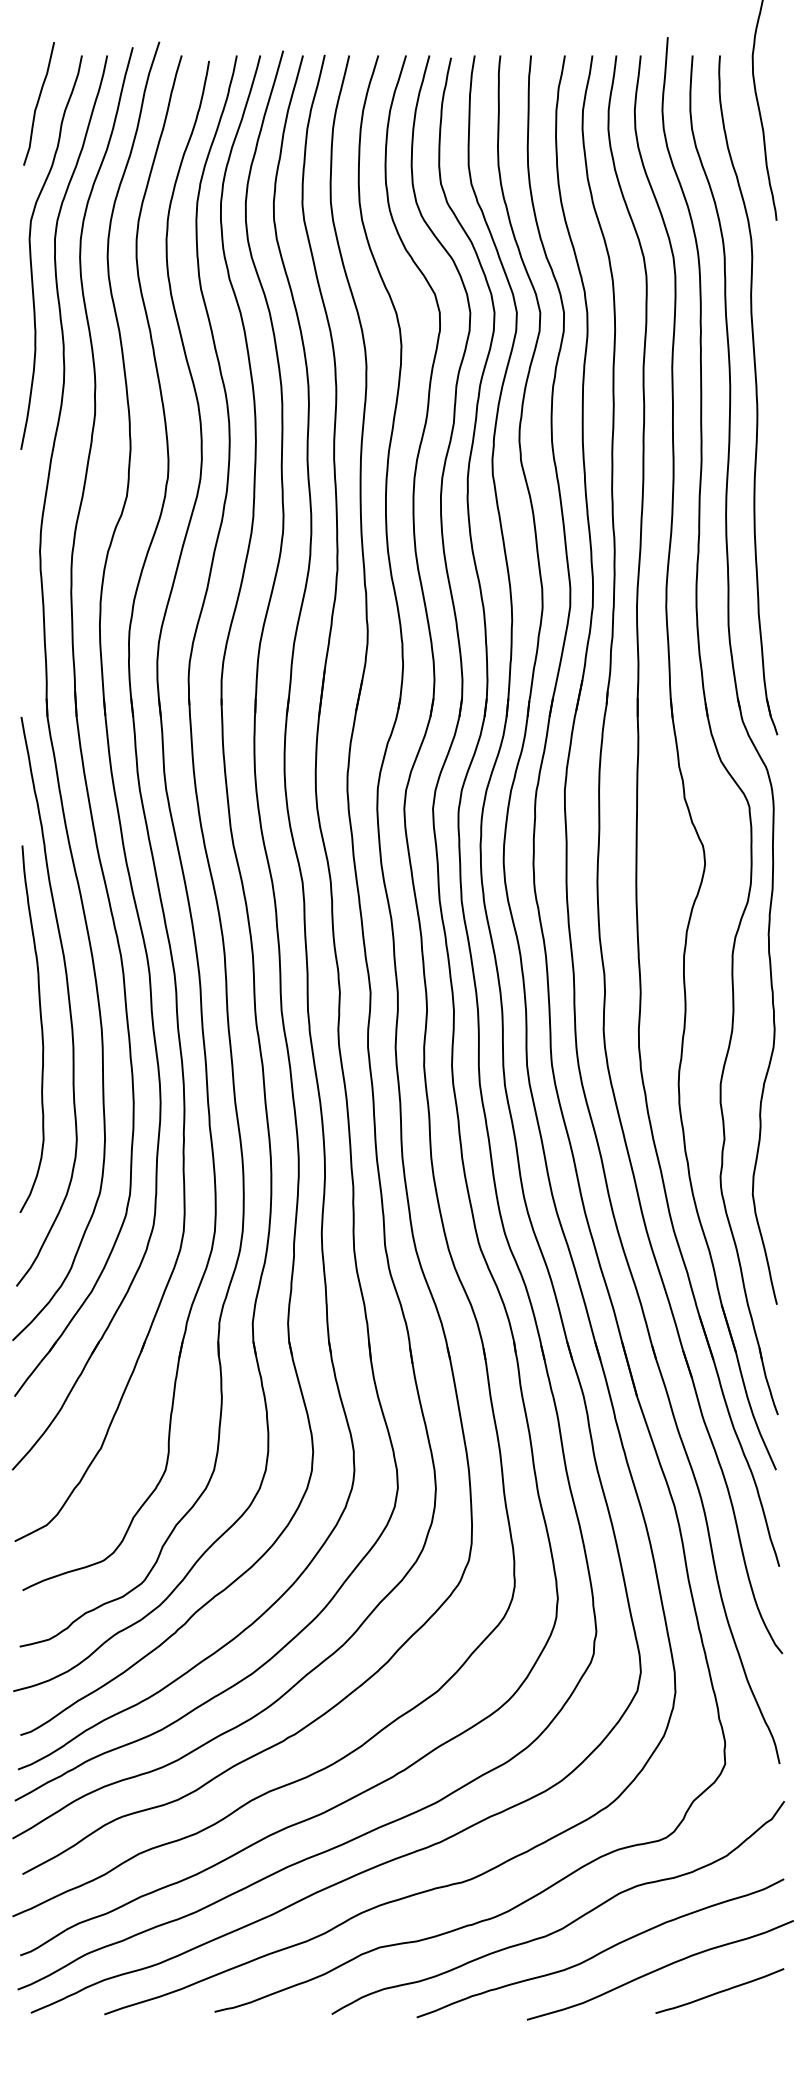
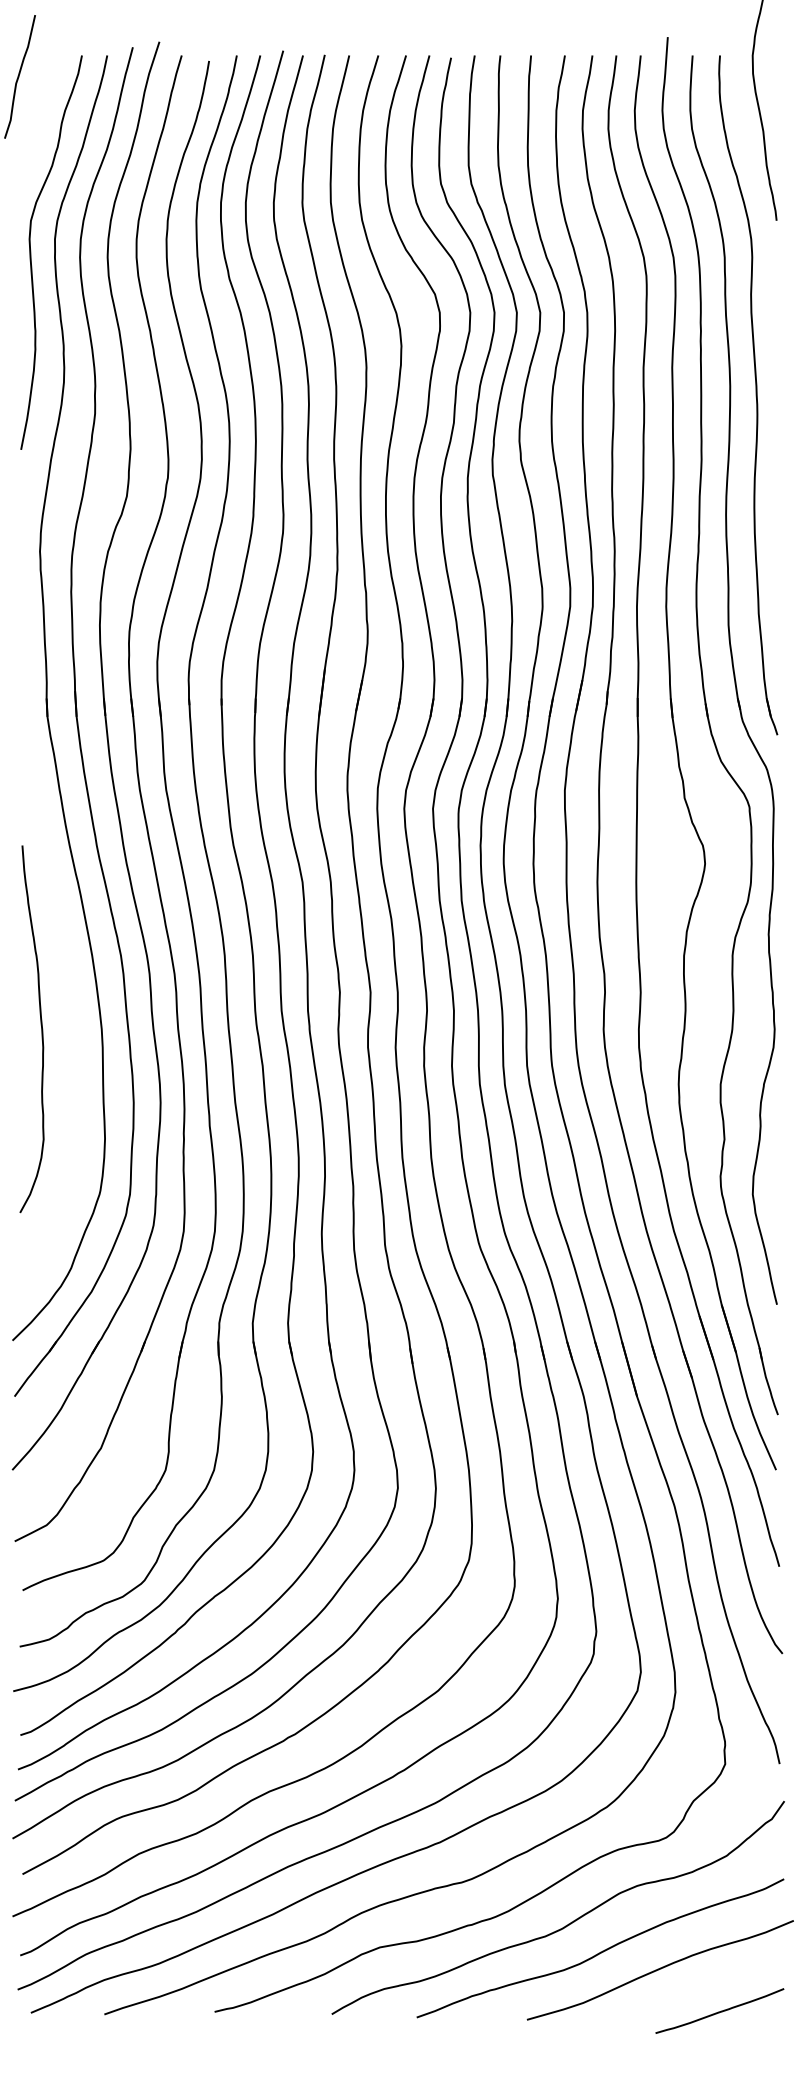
curve position: (38, 103) -> (19, 76) (19, 76)
curve: present -> none (67, 995)
curve position: (719, 1991) -> (719, 2011) (719, 2011)
